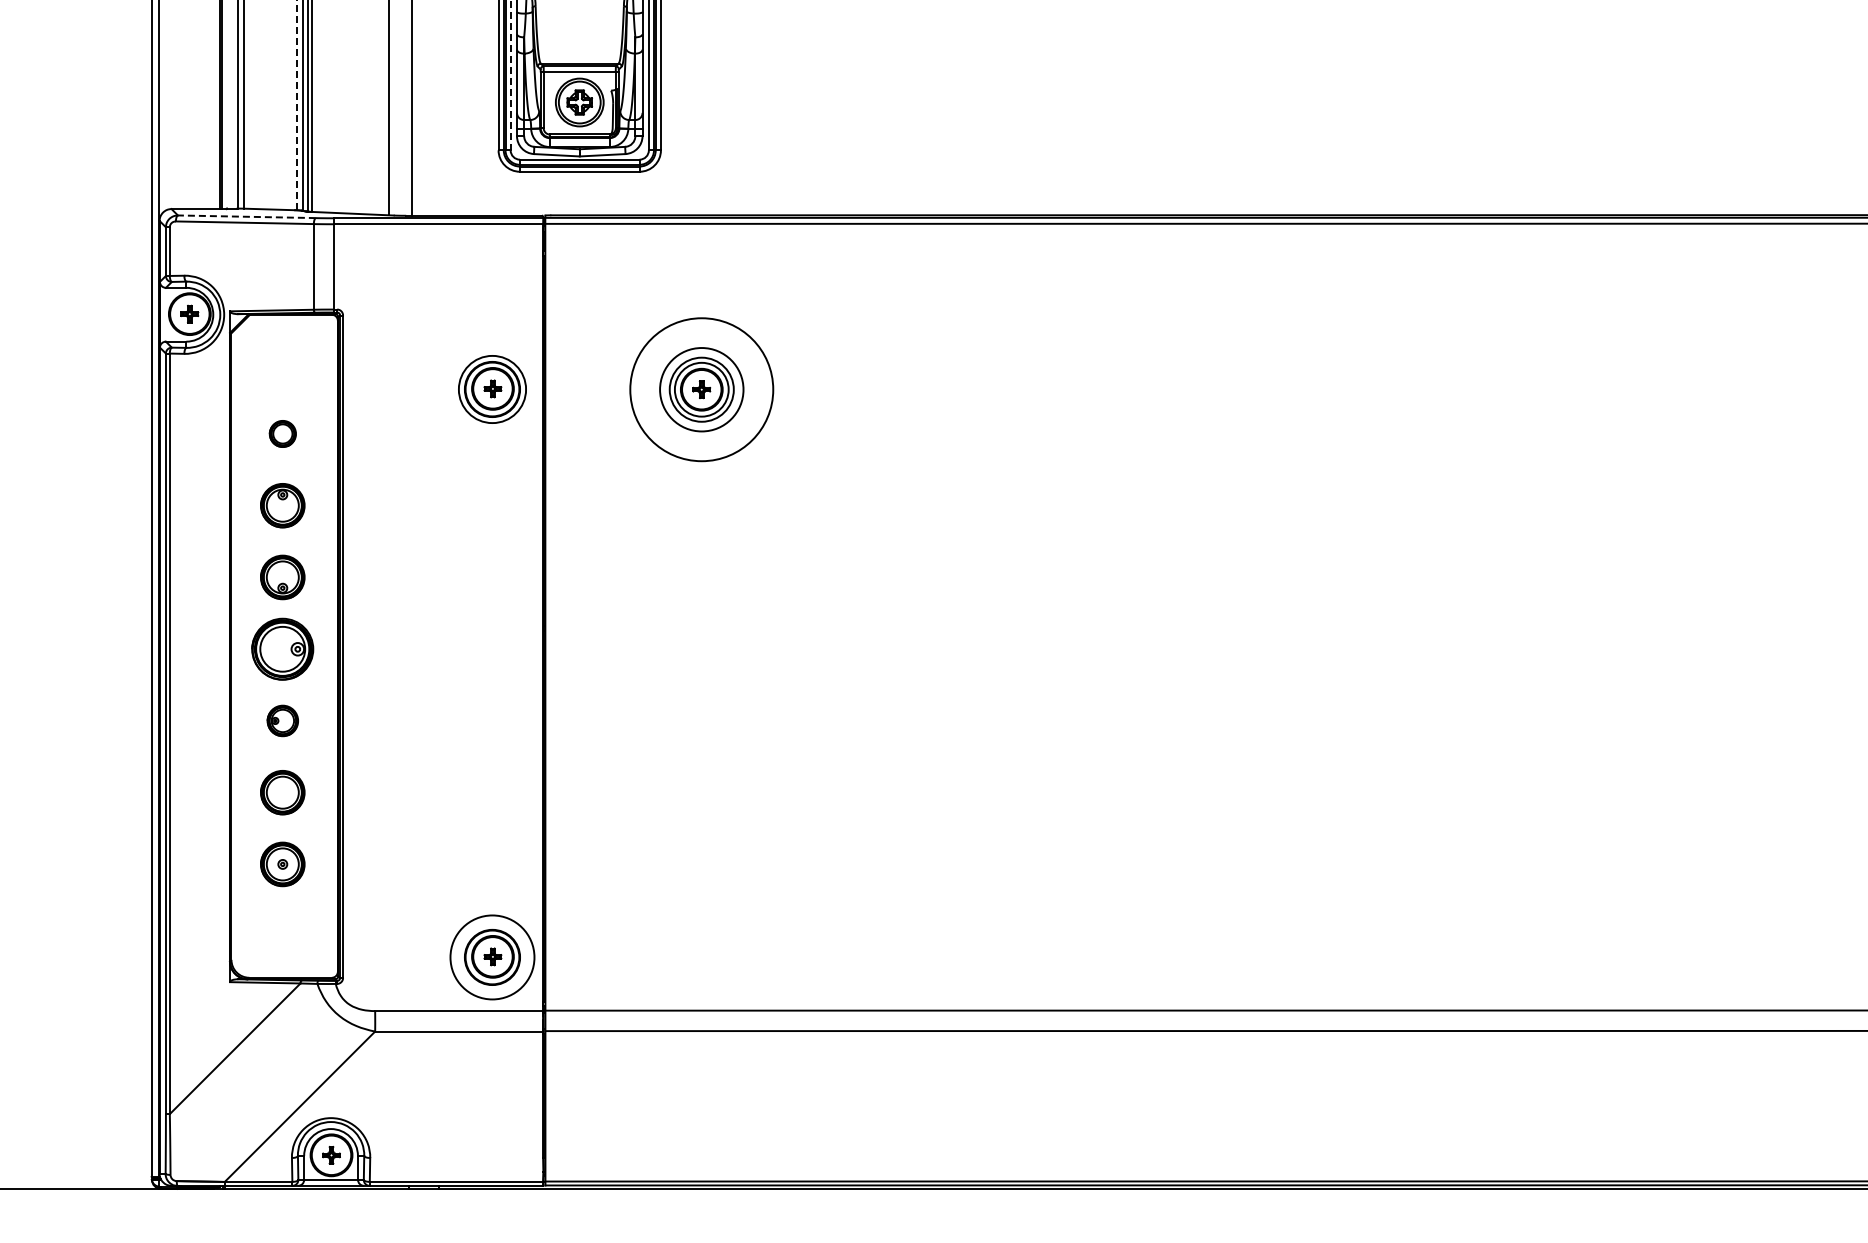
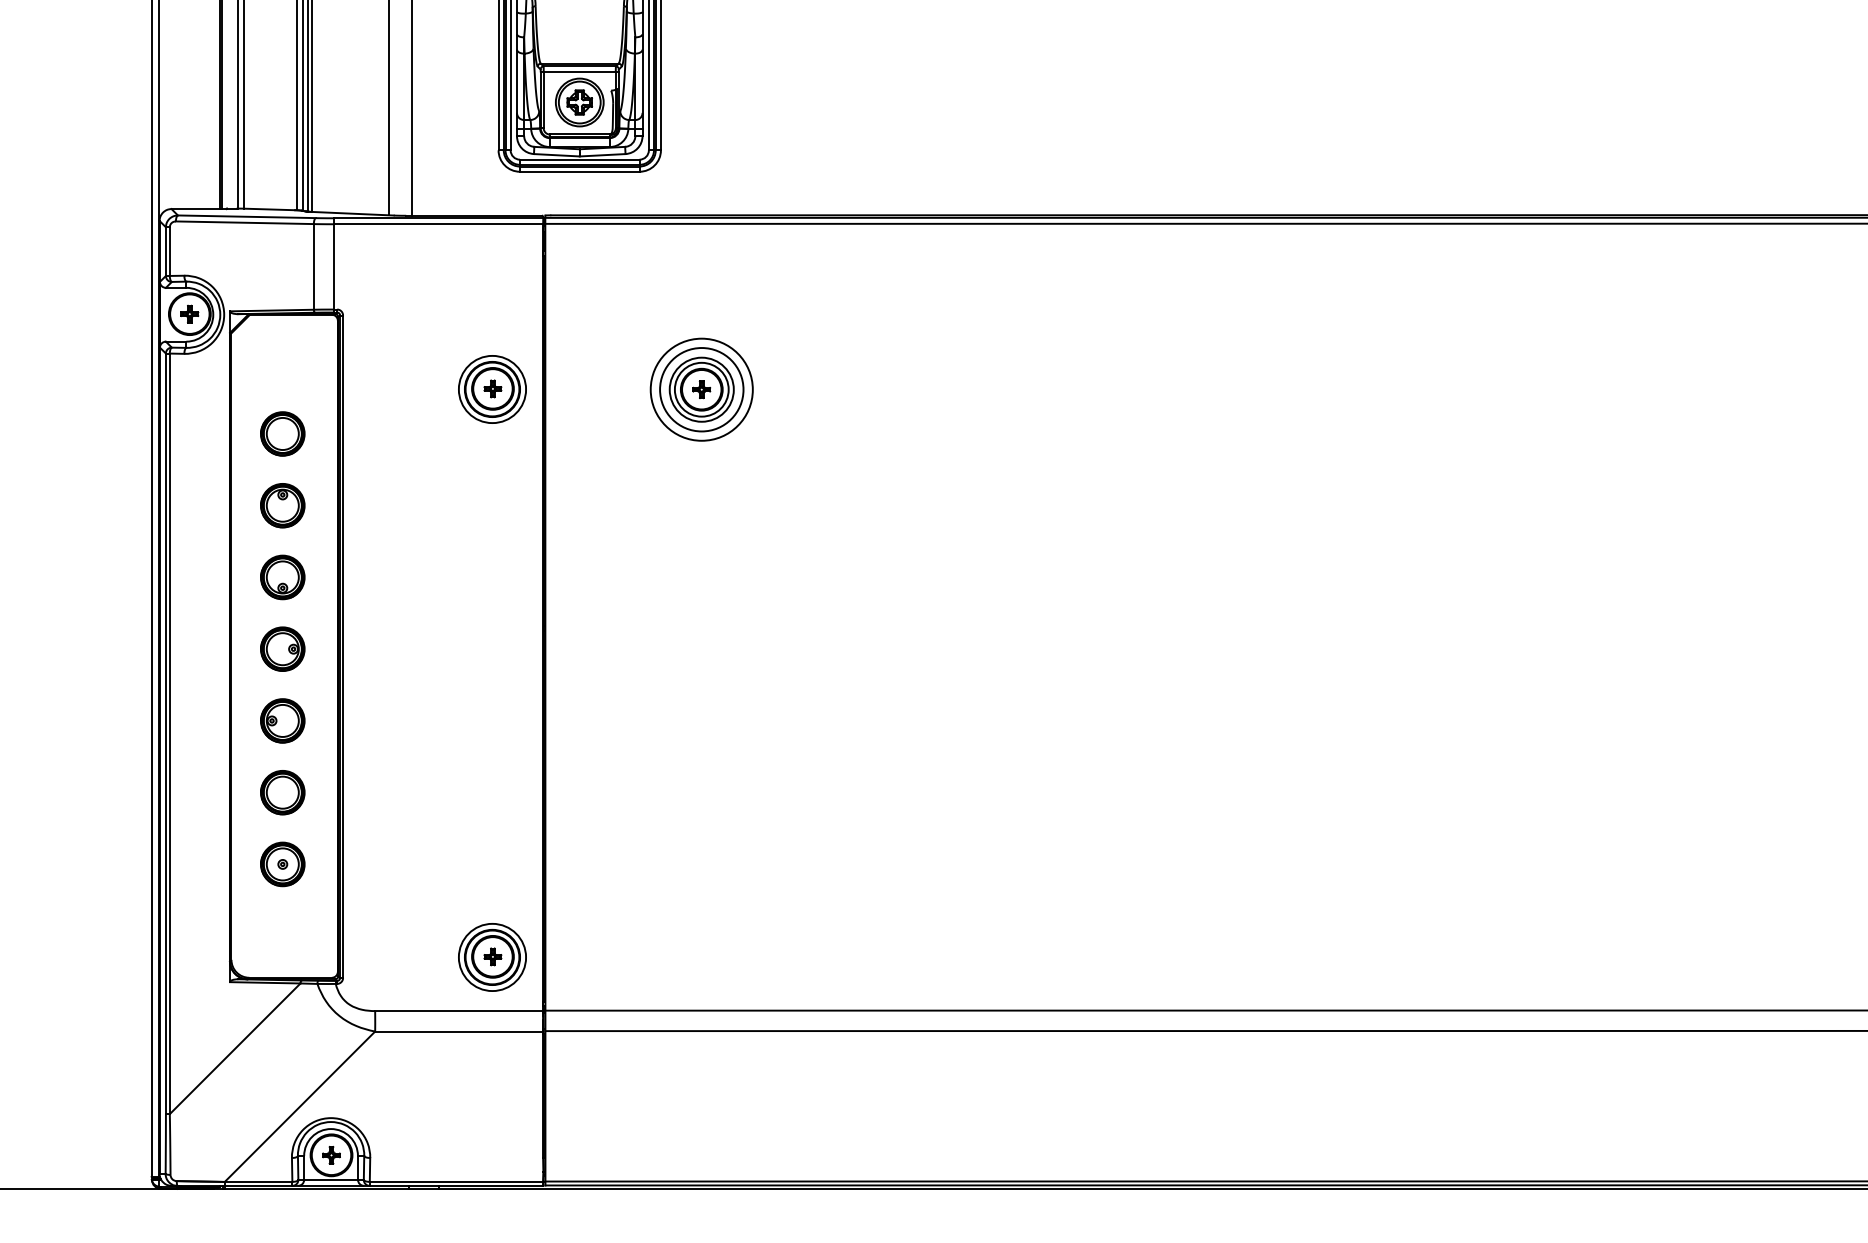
line: dashed -> solid (510, 75)
line: dashed -> solid (297, 105)
line: dashed -> solid (246, 216)
circle diameter: 143 px -> 102 px (701, 389)
part size: 29x28 px -> 46x46 px (282, 433)
part size: 64x64 px -> 46x46 px (282, 648)
part size: 33x34 px -> 46x46 px (282, 720)
circle diameter: 84 px -> 67 px (492, 957)
